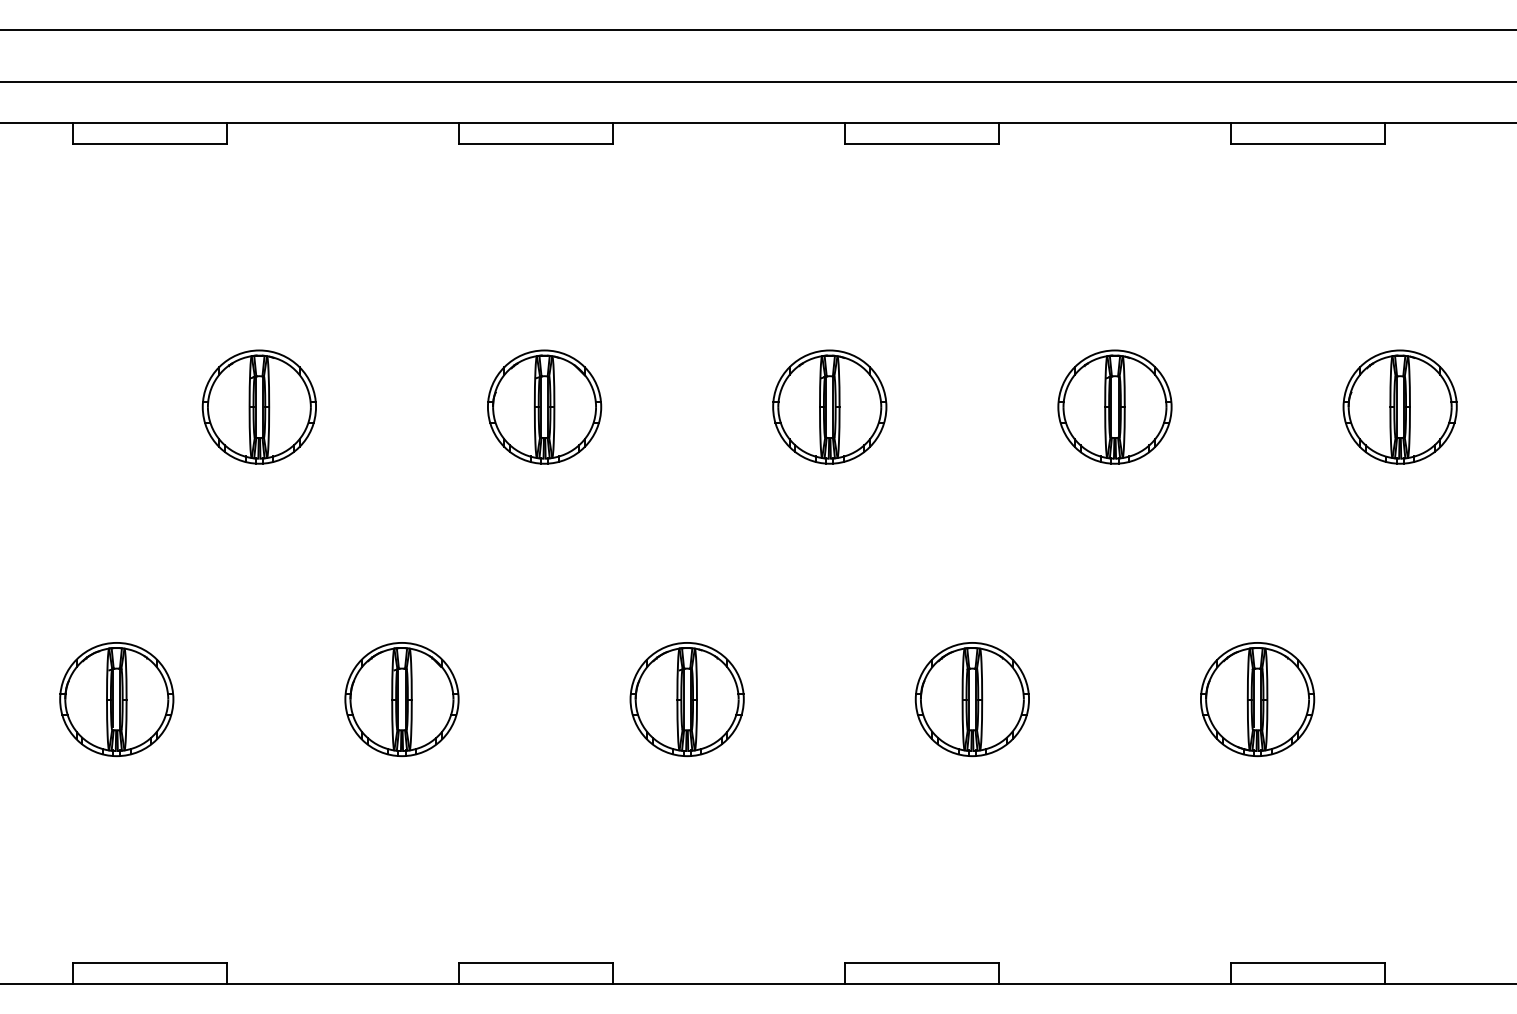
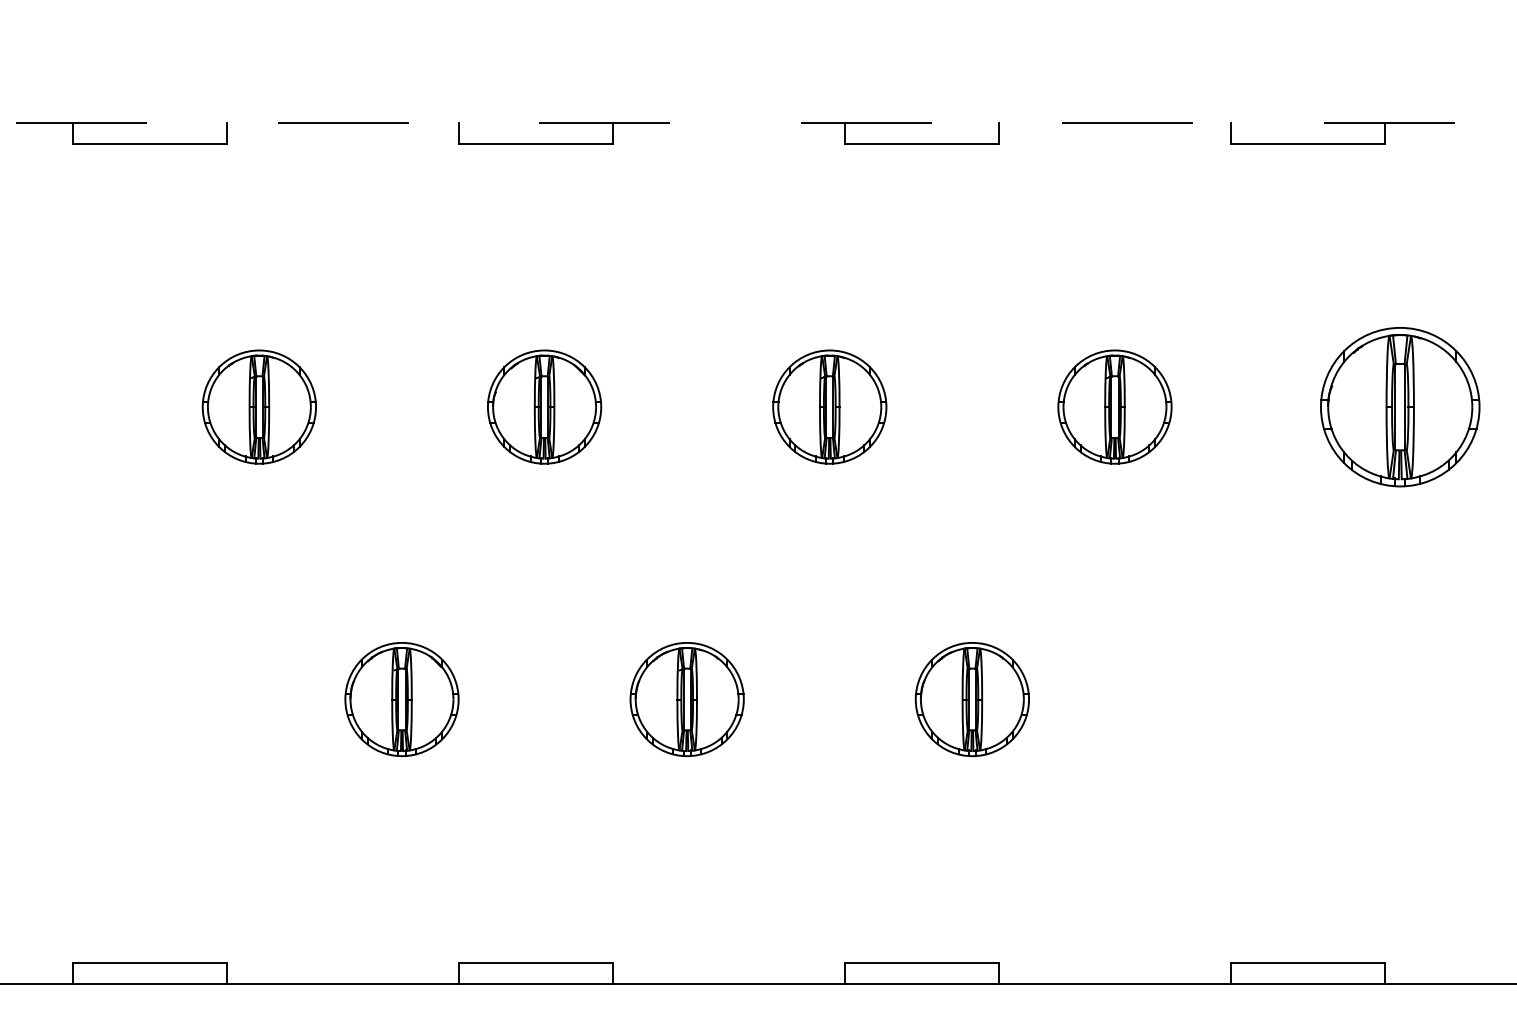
line: present -> none (757, 30)
line: present -> none (757, 81)
line: solid -> dashed (759, 122)
part size: 116x116 px -> 161x161 px (1400, 407)
part: present -> none (116, 699)
part: present -> none (1257, 699)
